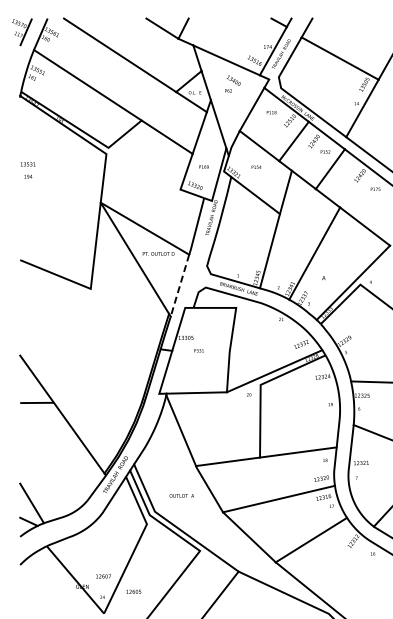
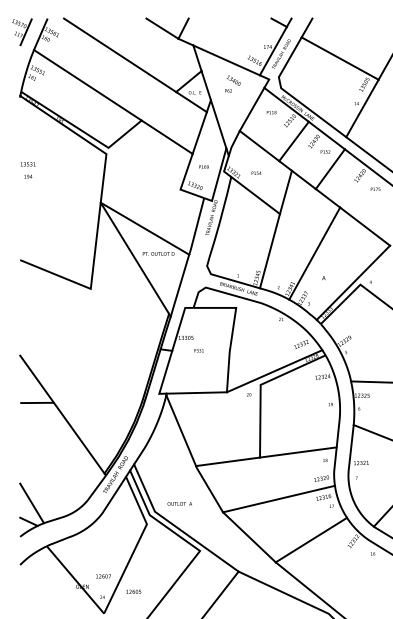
text position: (256, 166) -> (256, 172) (256, 172)
line: dashed -> solid (179, 286)
text position: (181, 495) -> (179, 503) (179, 503)
